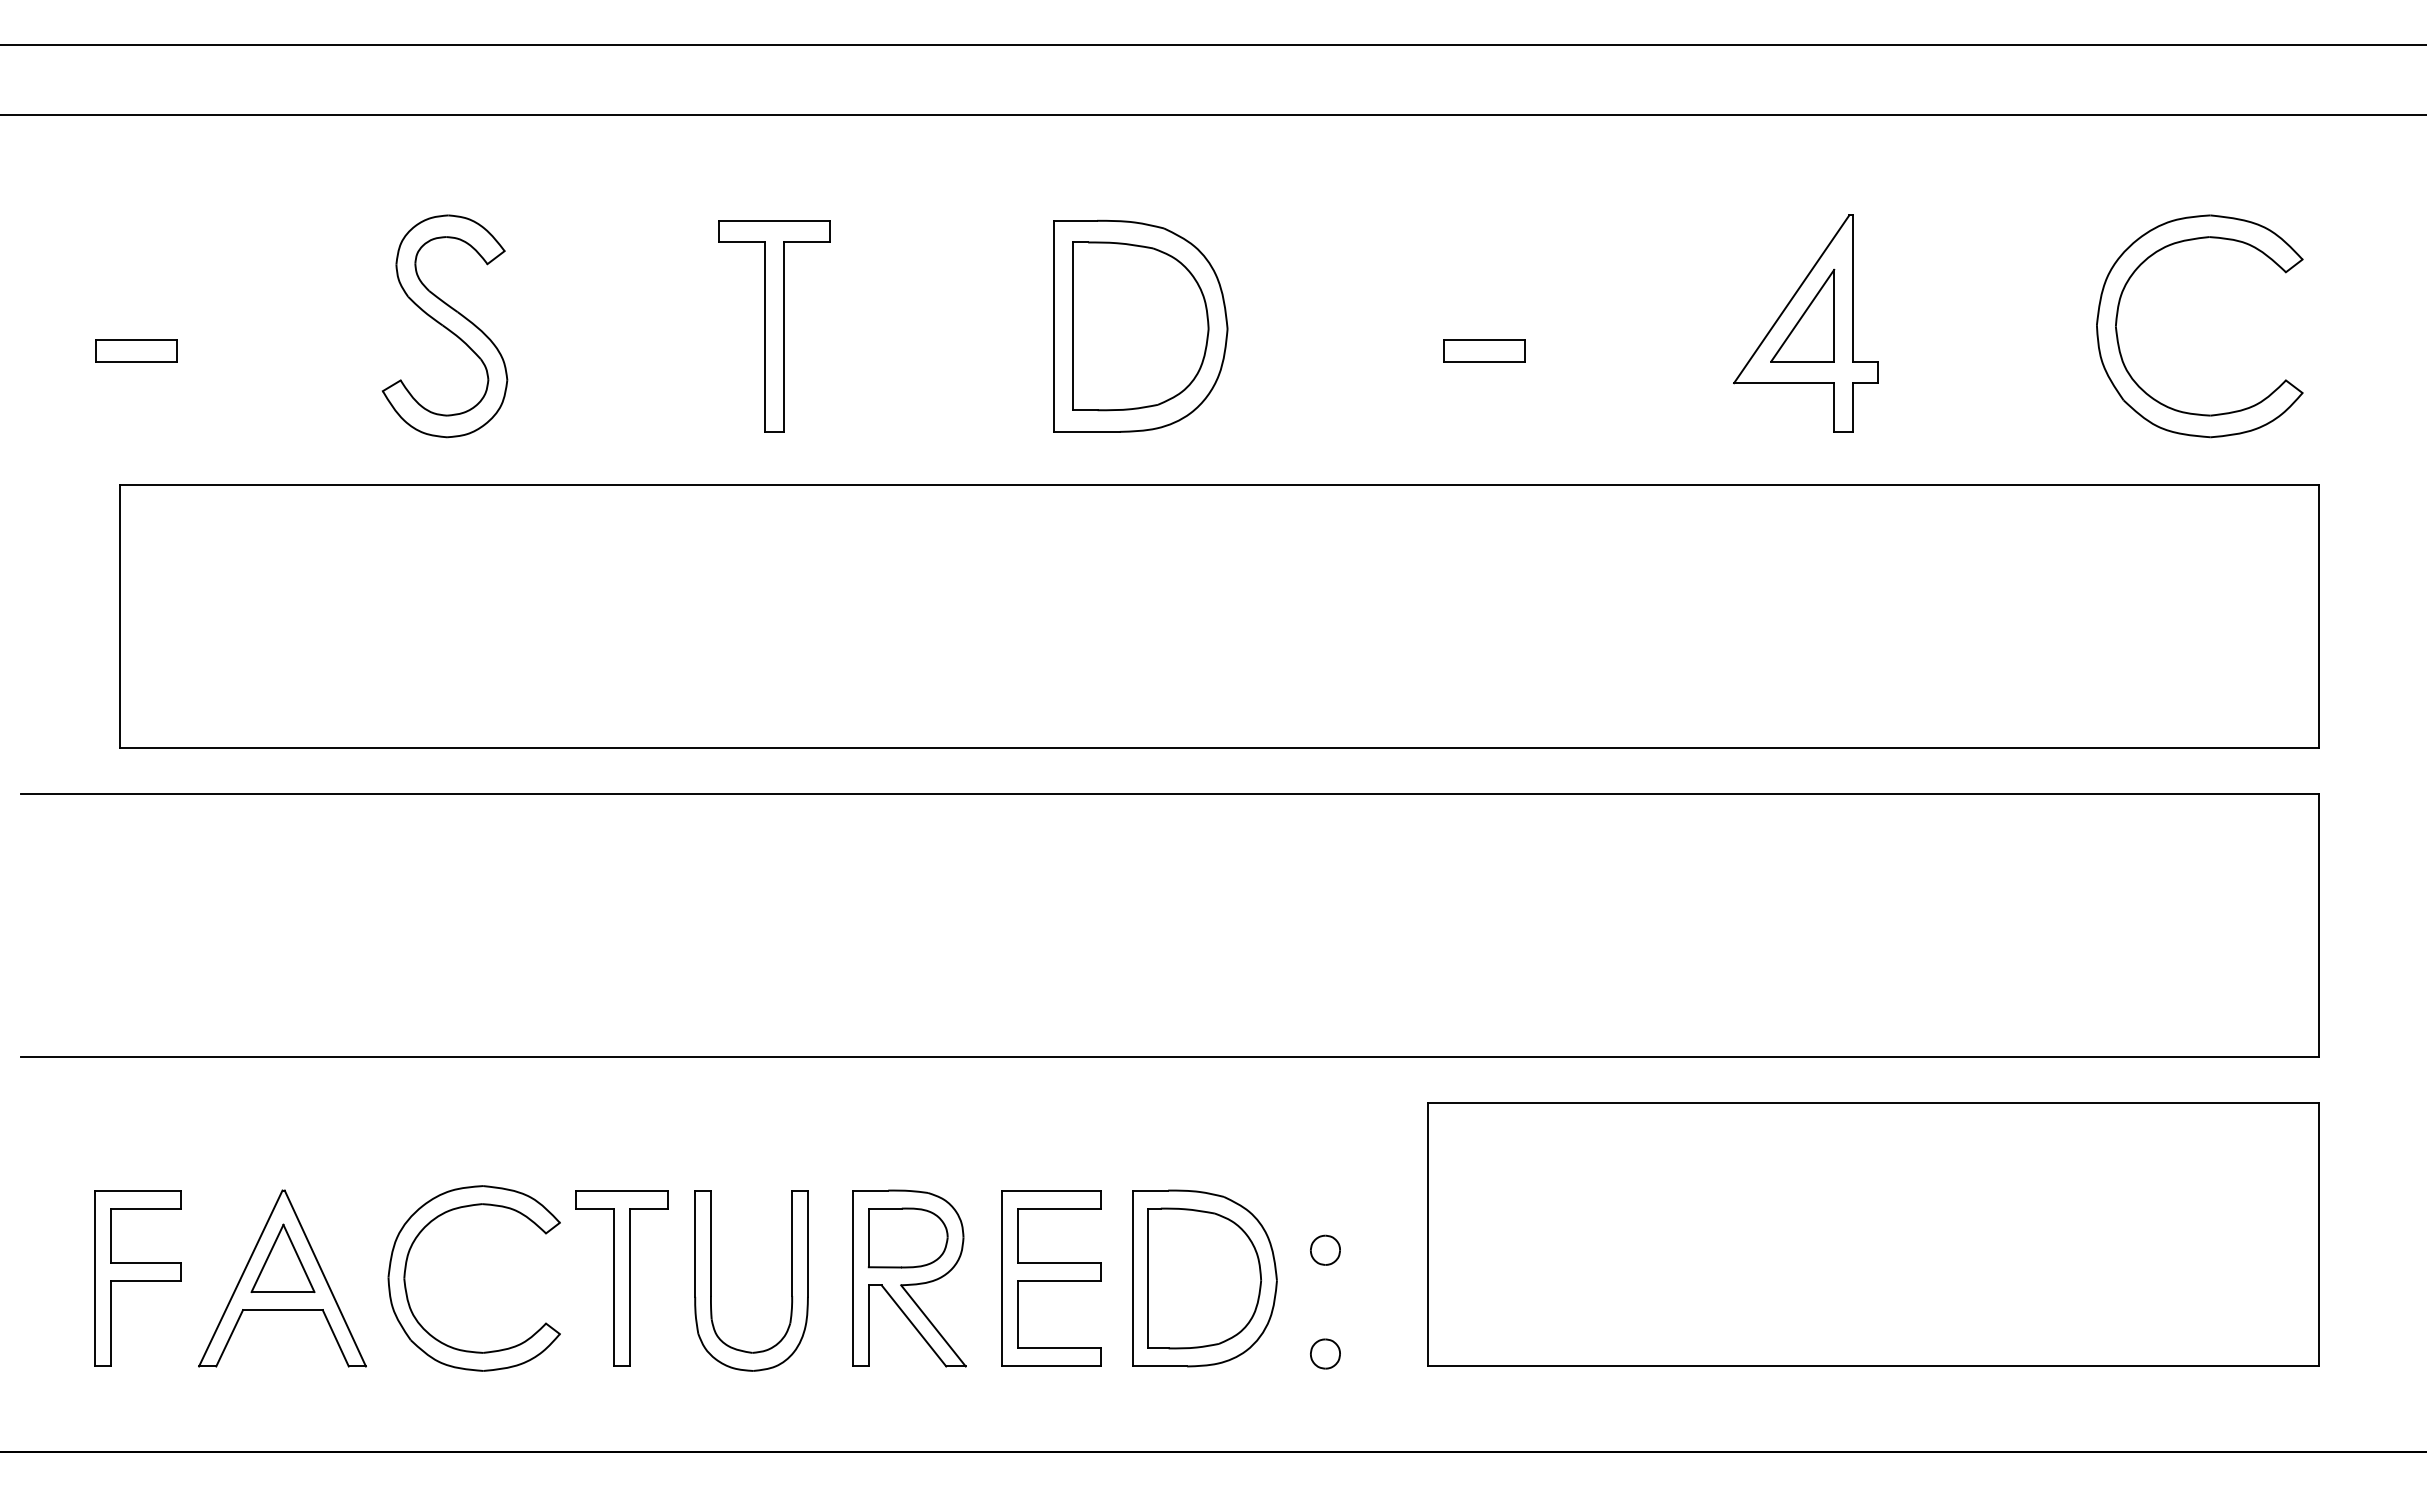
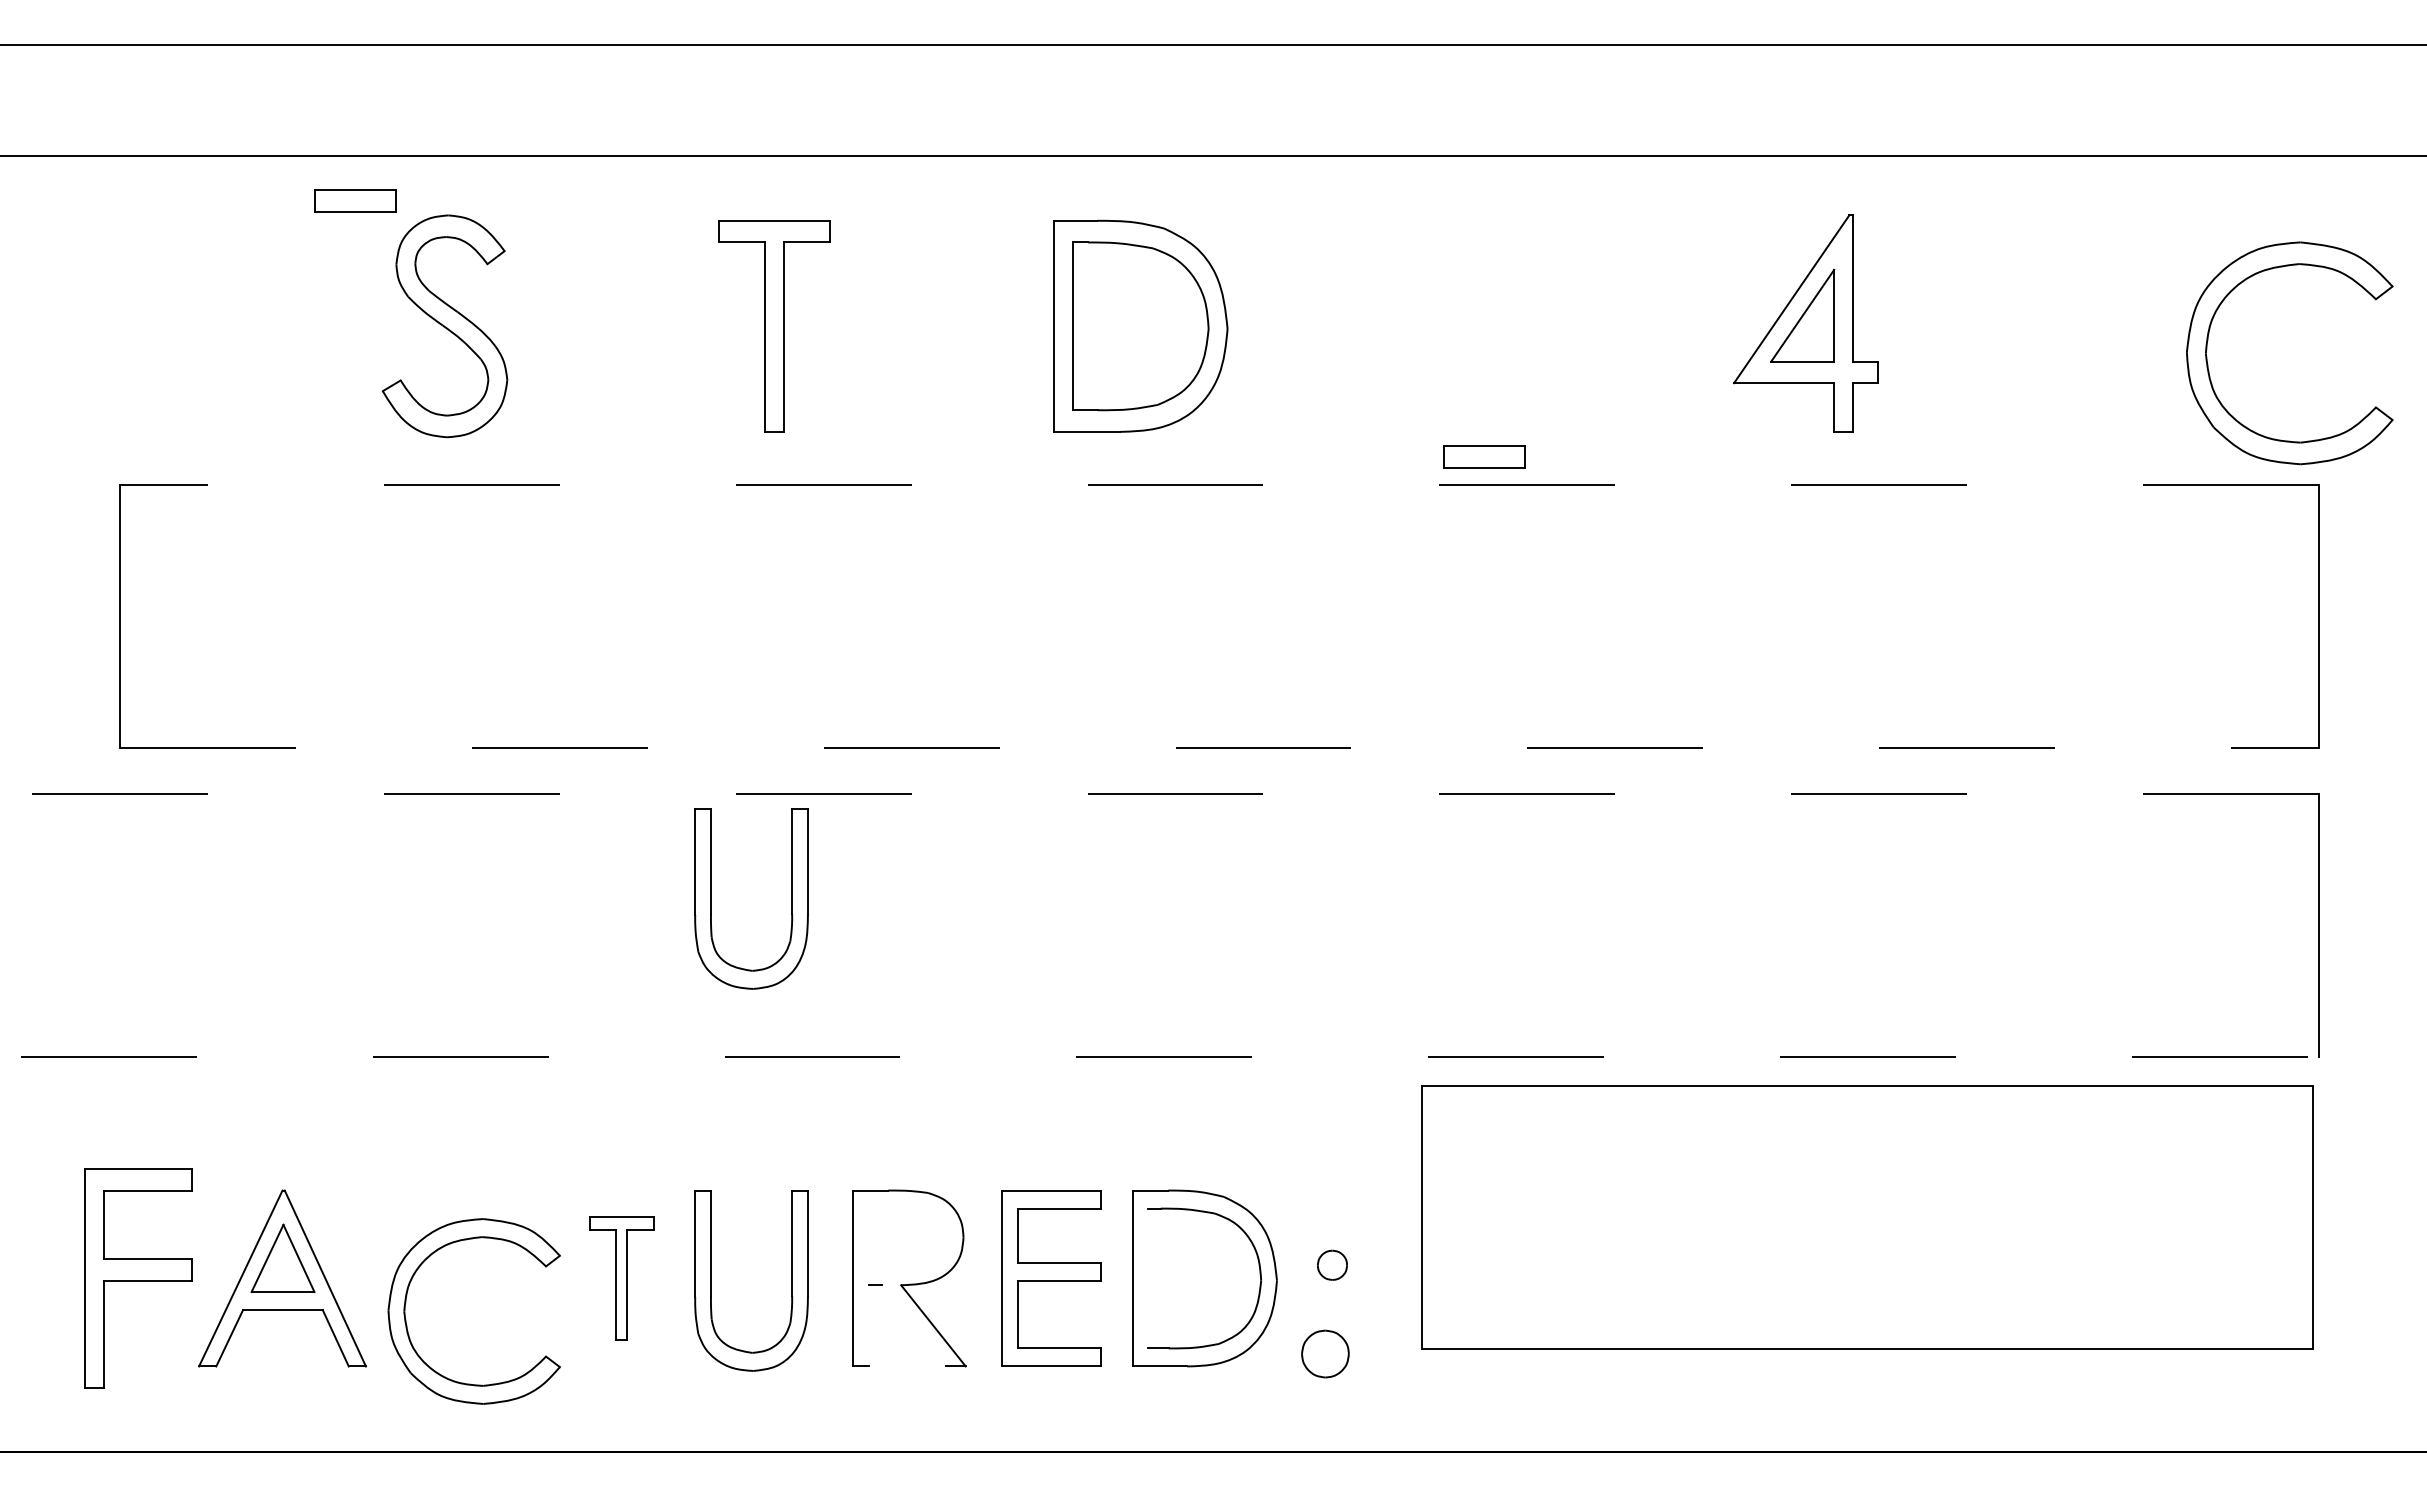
line position: (1212, 115) -> (1212, 156) (1212, 156)
part position: (2118, 337) -> (2208, 364) (2208, 364)
part position: (136, 350) -> (355, 200) (355, 200)
part position: (1484, 350) -> (1484, 456) (1484, 456)
line: solid -> dashed (1218, 484)
line: solid -> dashed (1219, 748)
line: solid -> dashed (1169, 793)
part: none -> present (711, 898)
line: solid -> dashed (1169, 1057)
part position: (1873, 1234) -> (1867, 1217) (1867, 1217)
part: present -> none (907, 1237)
part position: (1325, 1249) -> (1332, 1264) (1332, 1264)
part size: 88x177 px -> 109x221 px (138, 1278)
part size: 94x177 px -> 66x125 px (621, 1278)
line: present -> none (1148, 1278)
part position: (407, 1292) -> (407, 1325) (407, 1325)
line: present -> none (868, 1325)
line: present -> none (913, 1325)
part size: 31x32 px -> 49x50 px (1325, 1353)
